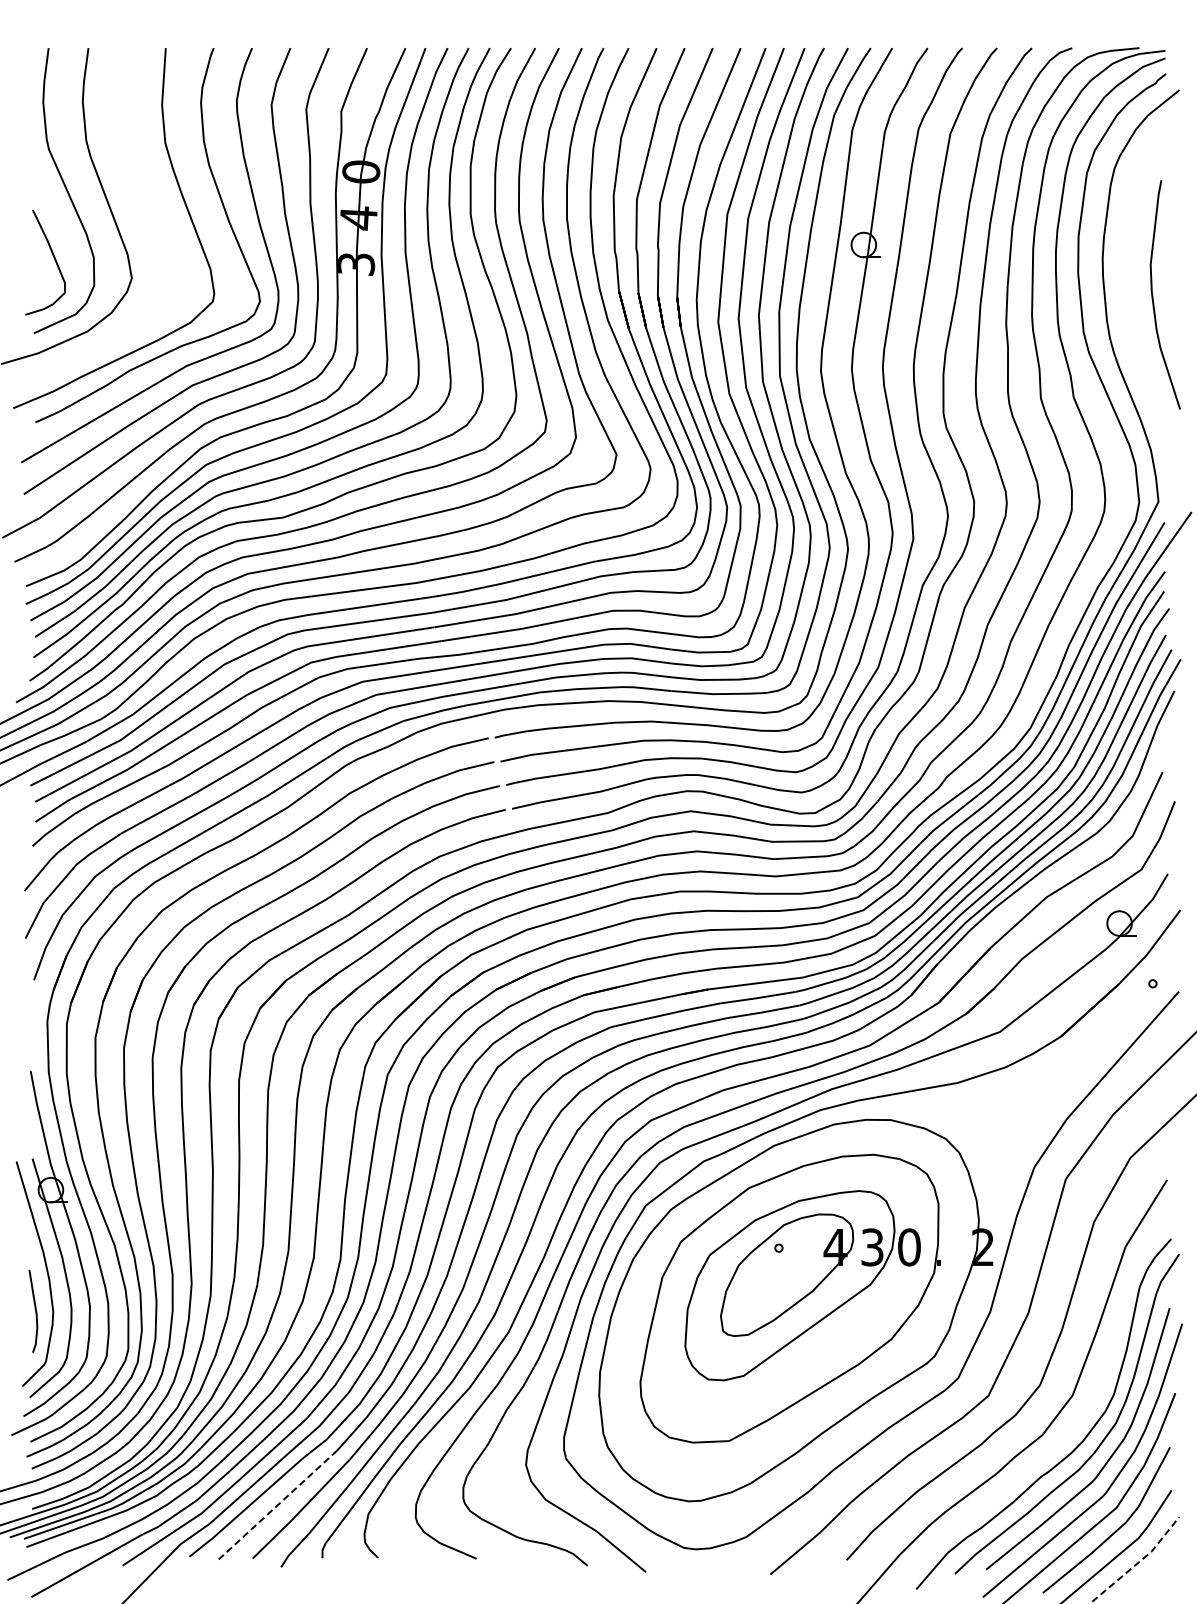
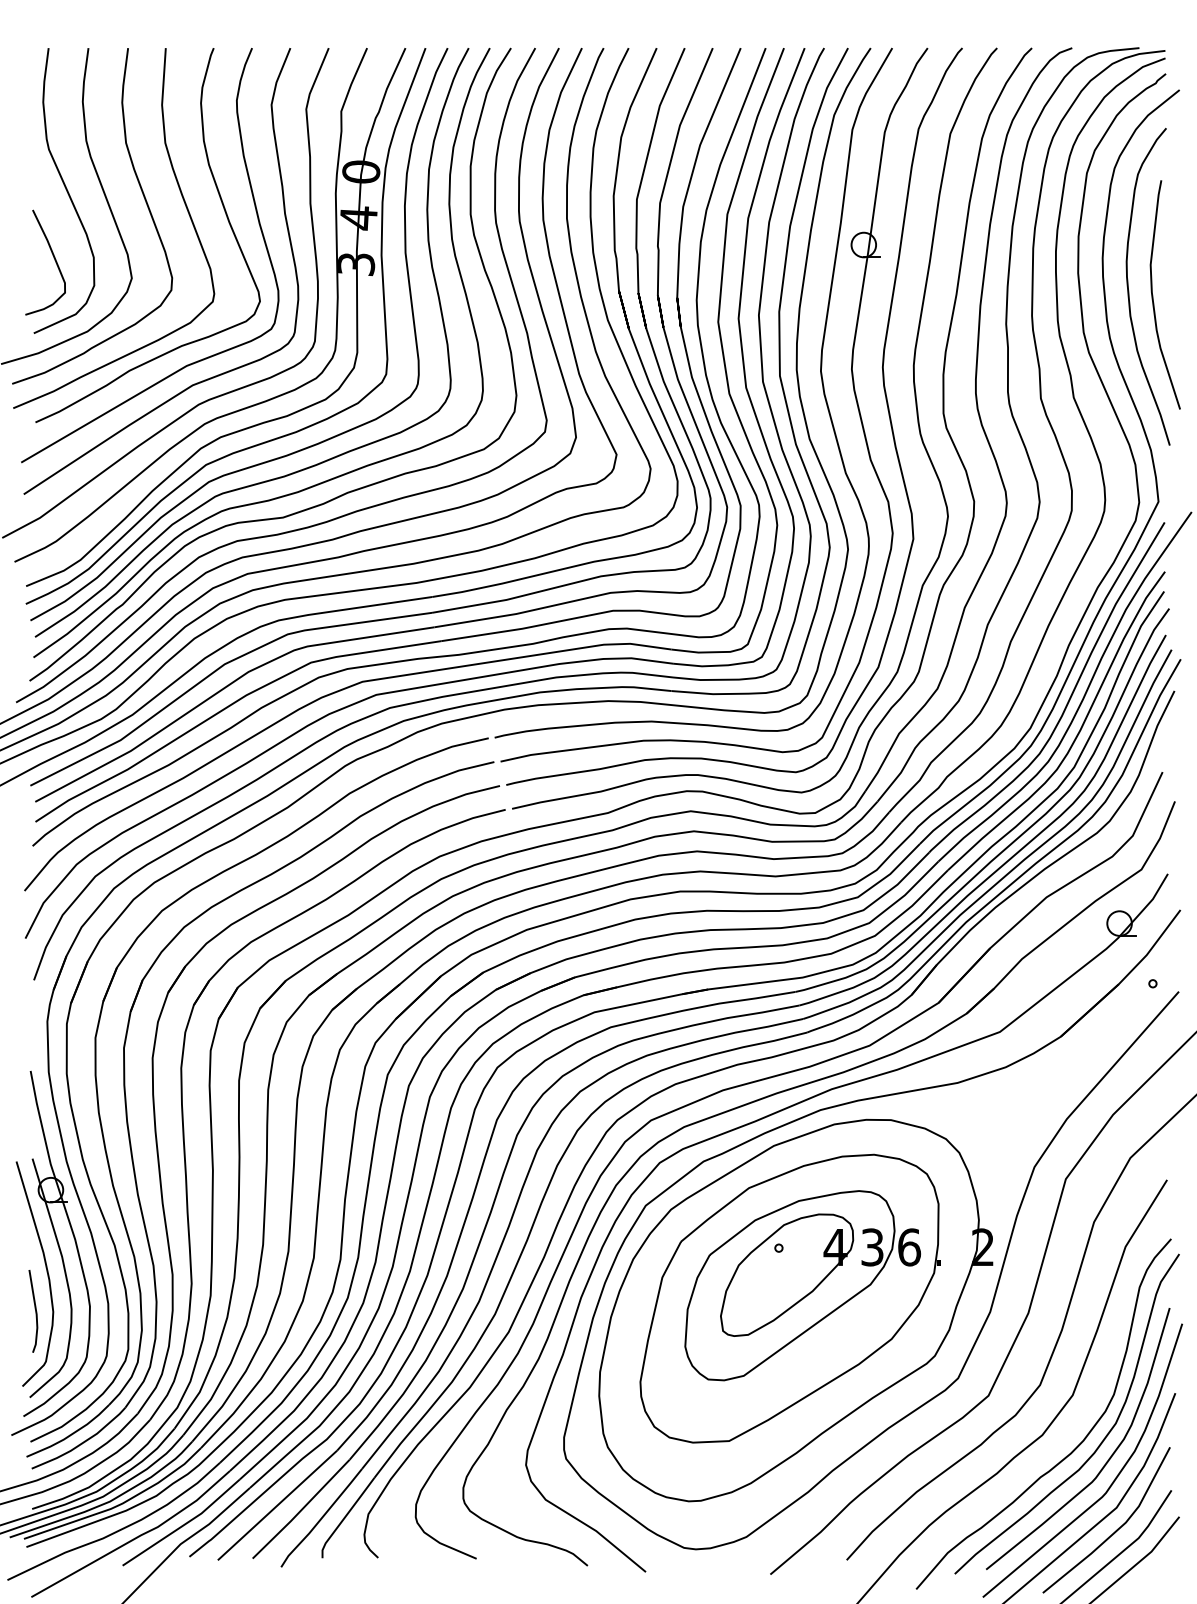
curve: none -> present (144, 200)
curve: none -> present (1129, 290)
text: 0 -> 6 (909, 1247)
line: dashed -> solid (277, 1505)
line: dashed -> solid (1138, 1562)
